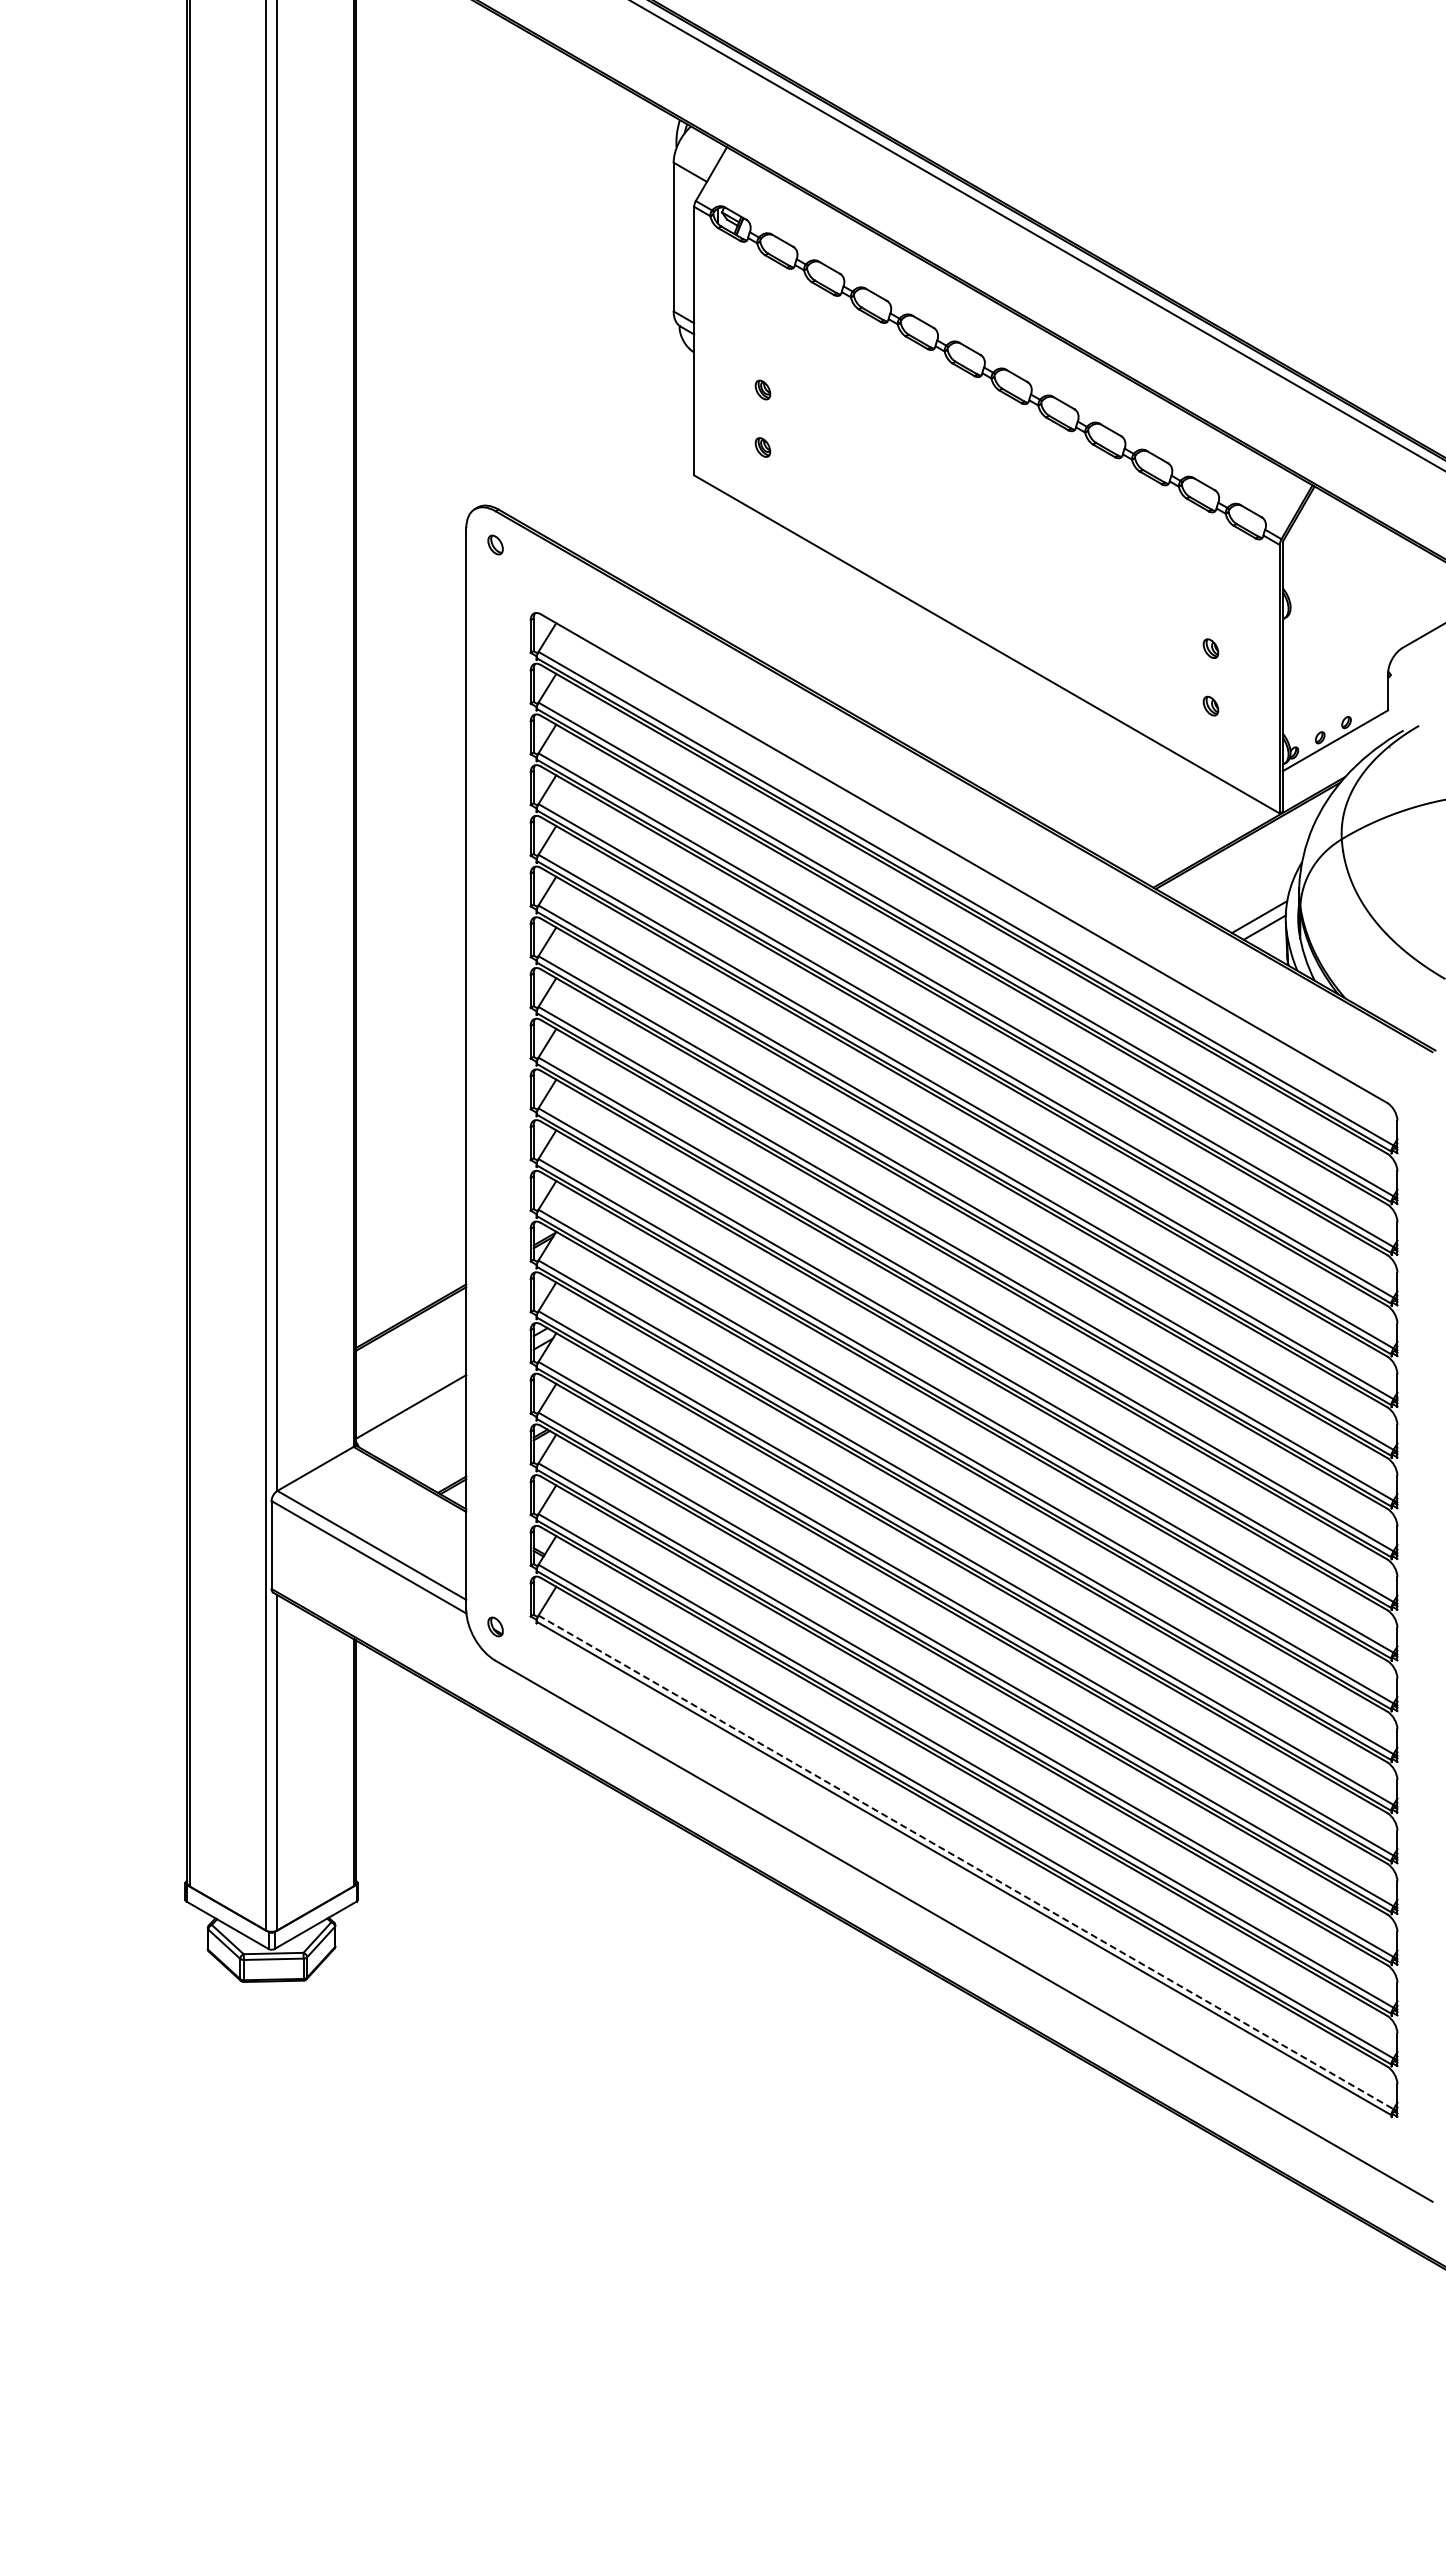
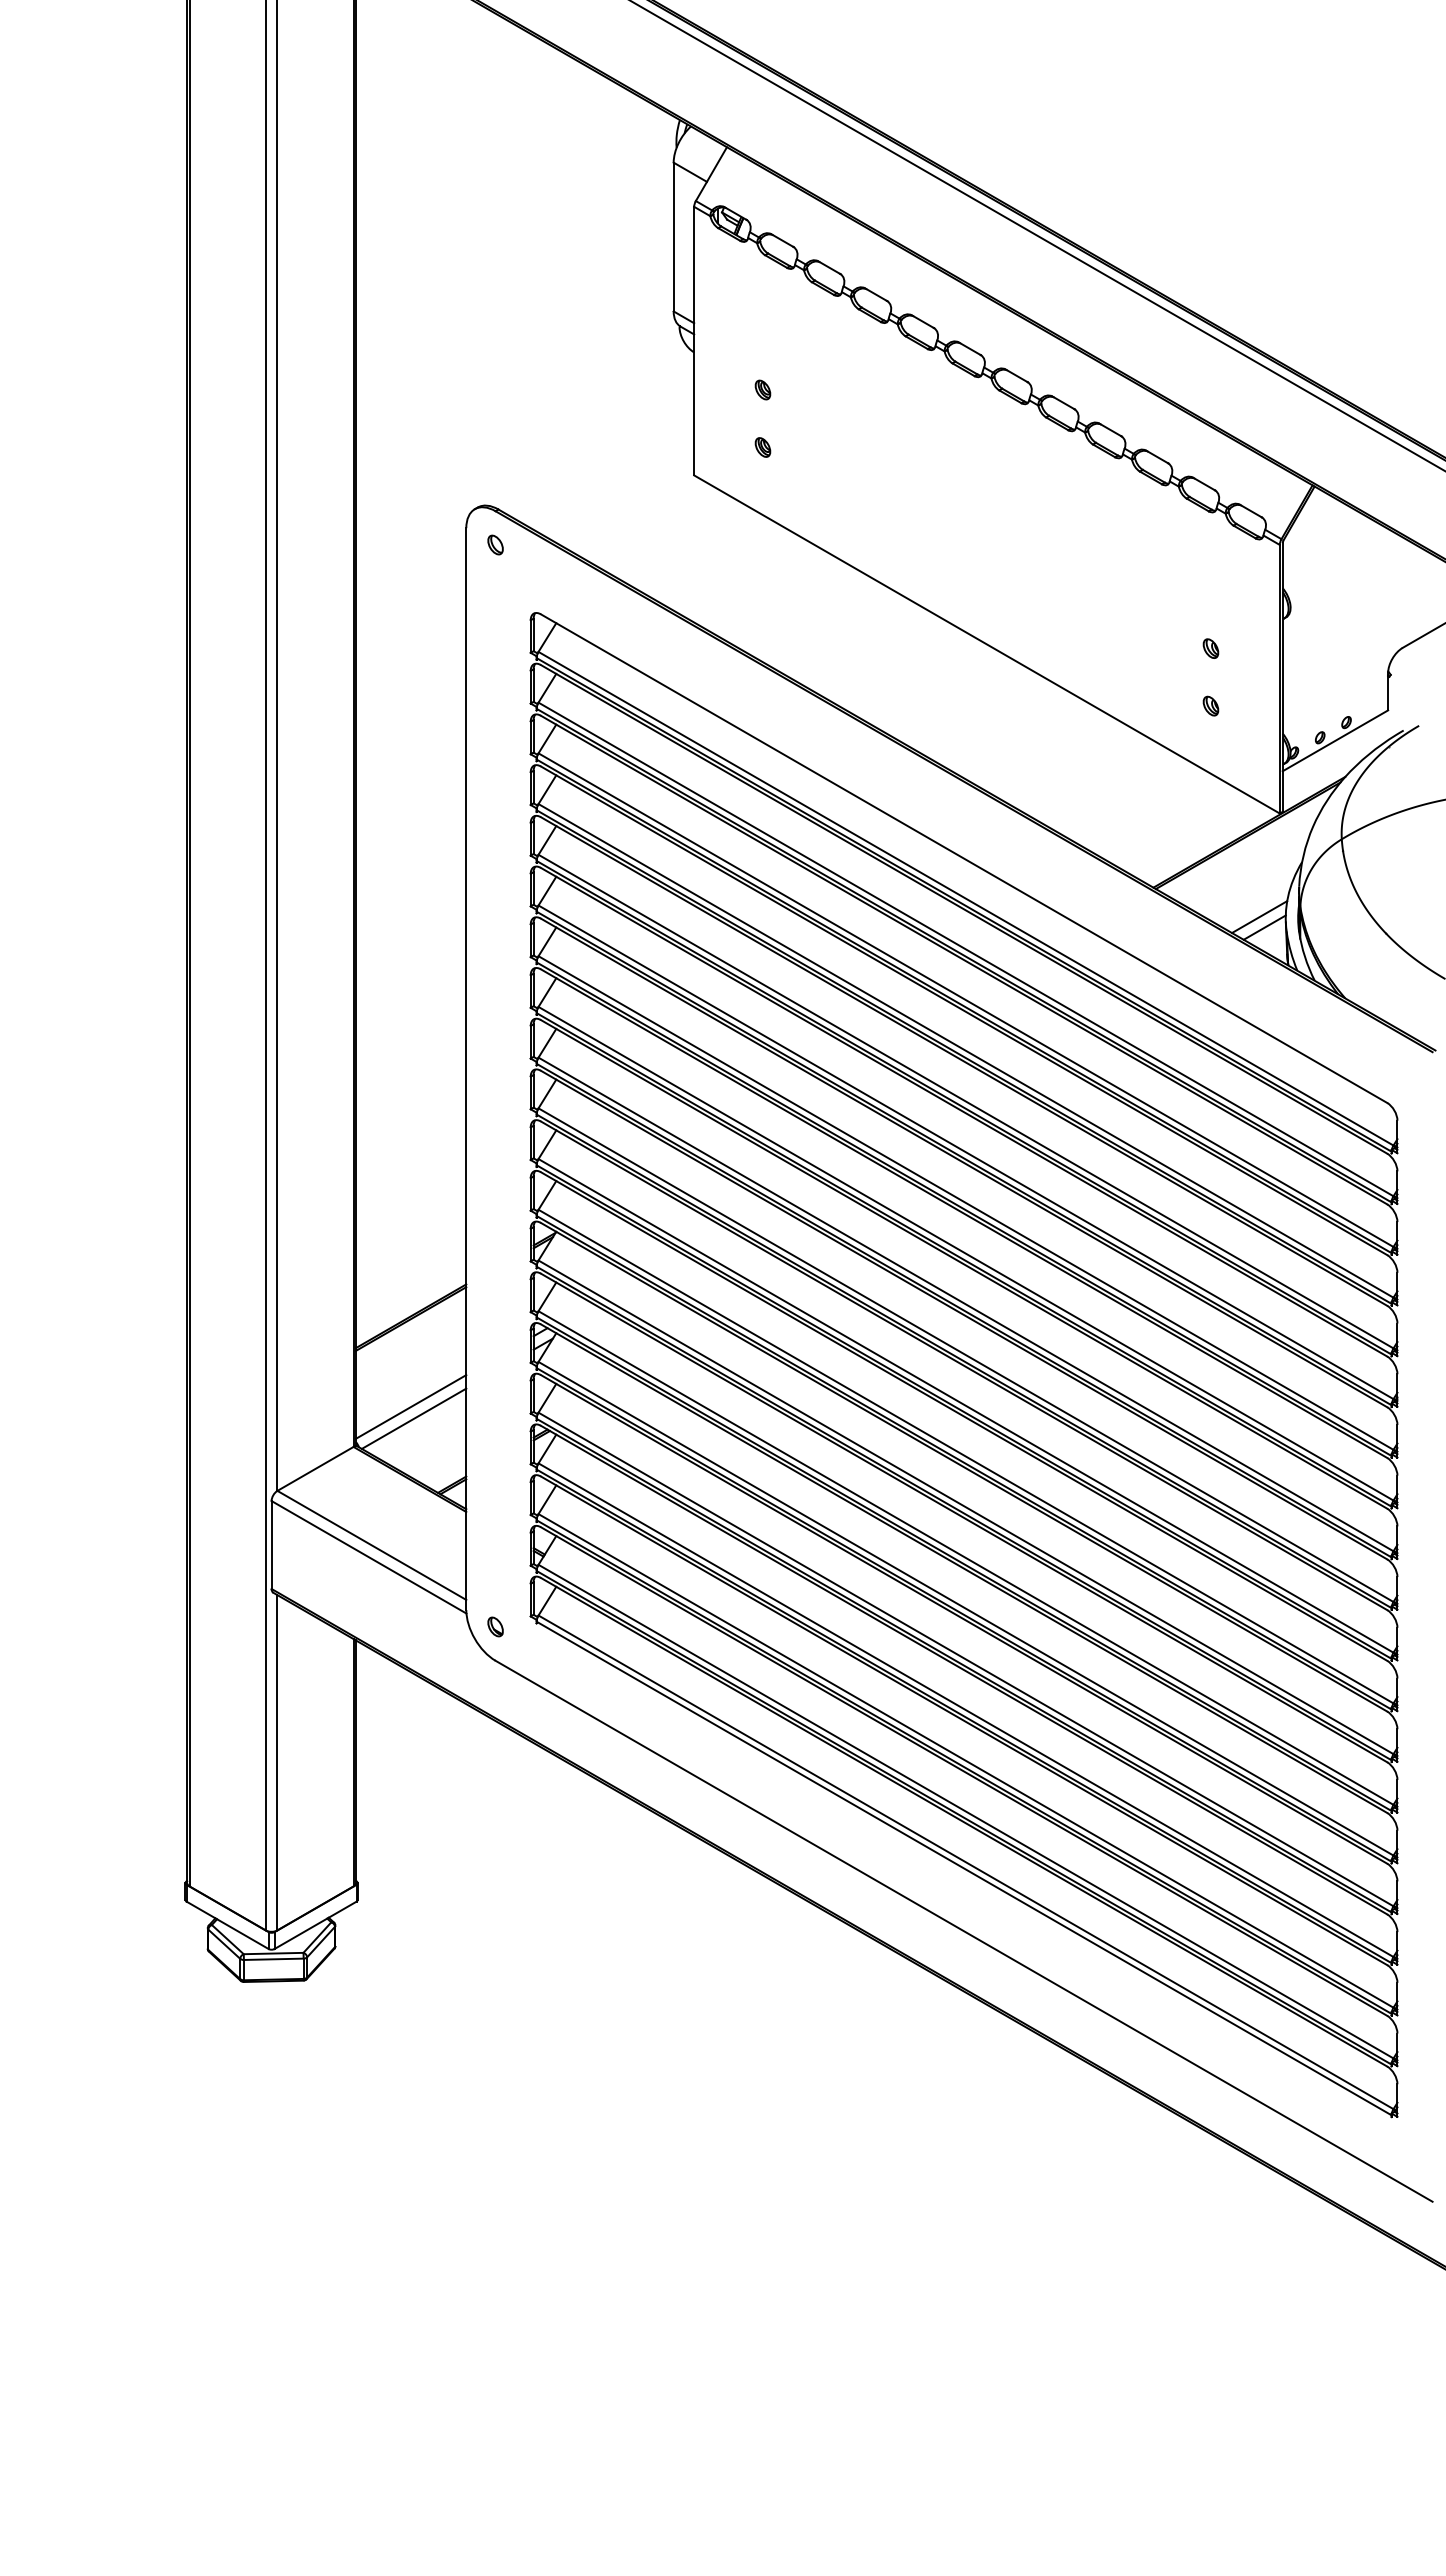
line: none -> present (413, 1418)
line: dashed -> solid (966, 1862)
